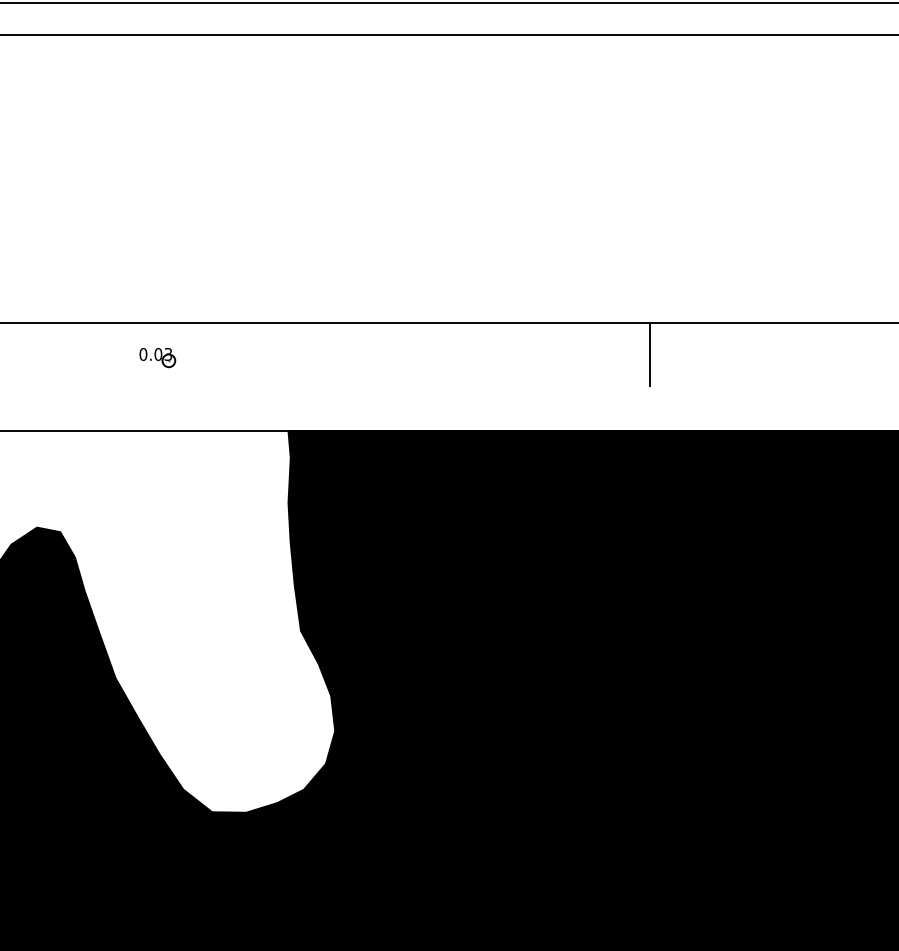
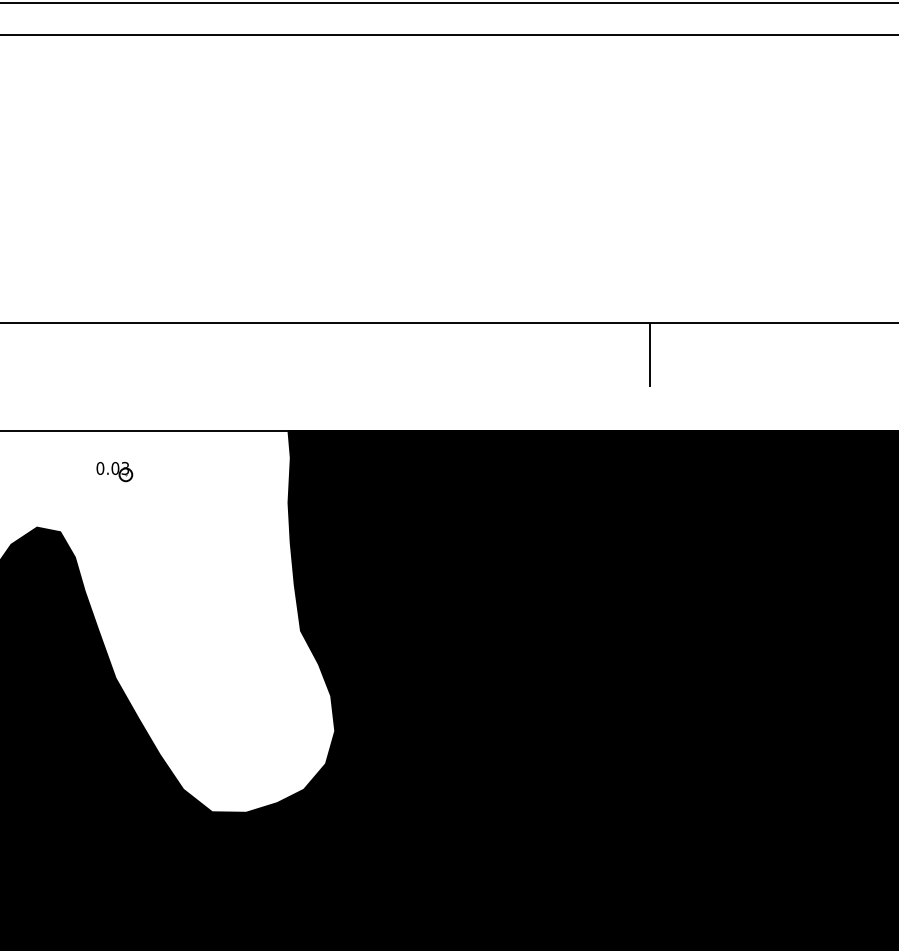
part position: (157, 358) -> (114, 472) (114, 472)
